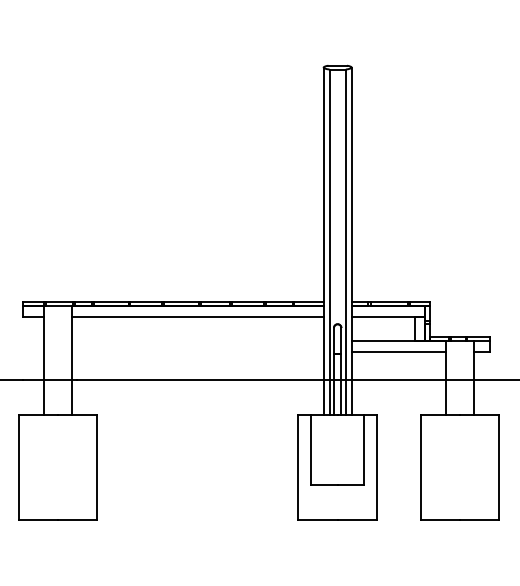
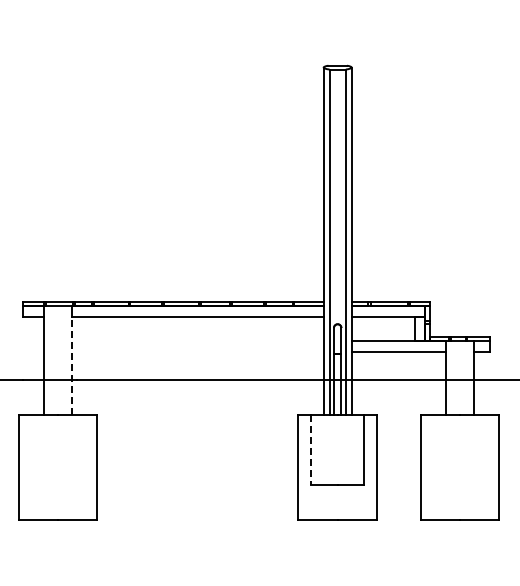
line: solid -> dashed (71, 365)
line: solid -> dashed (311, 450)
